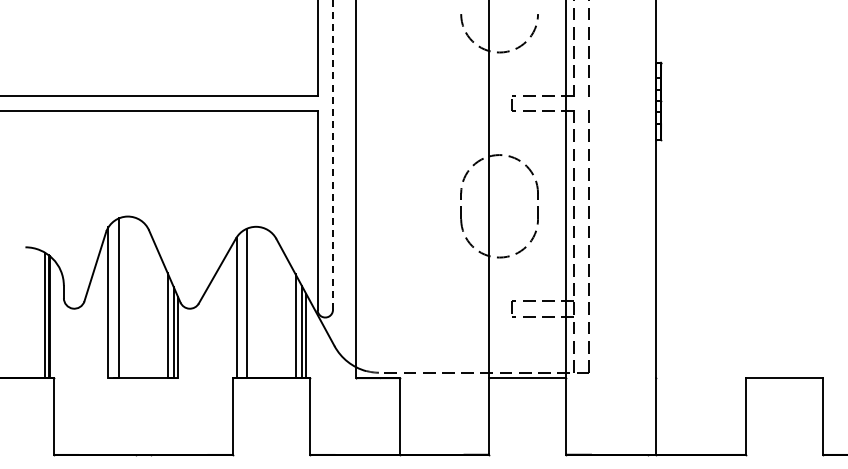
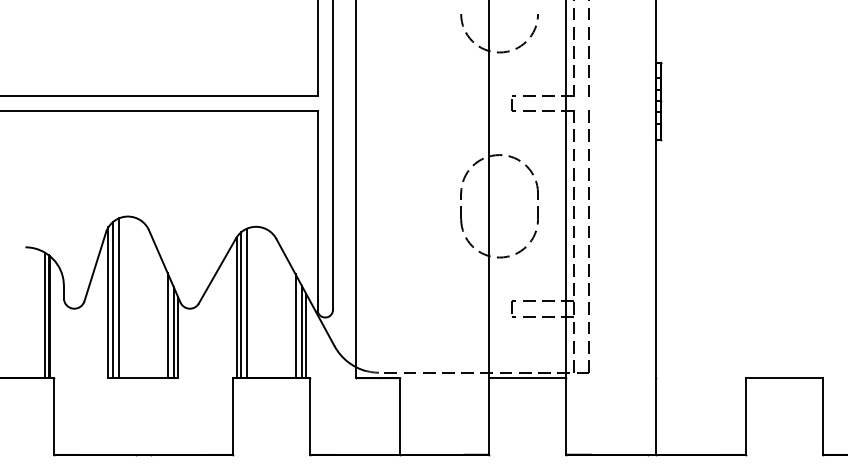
line: dashed -> solid (333, 155)
line: none -> present (113, 299)
line: none -> present (241, 305)
